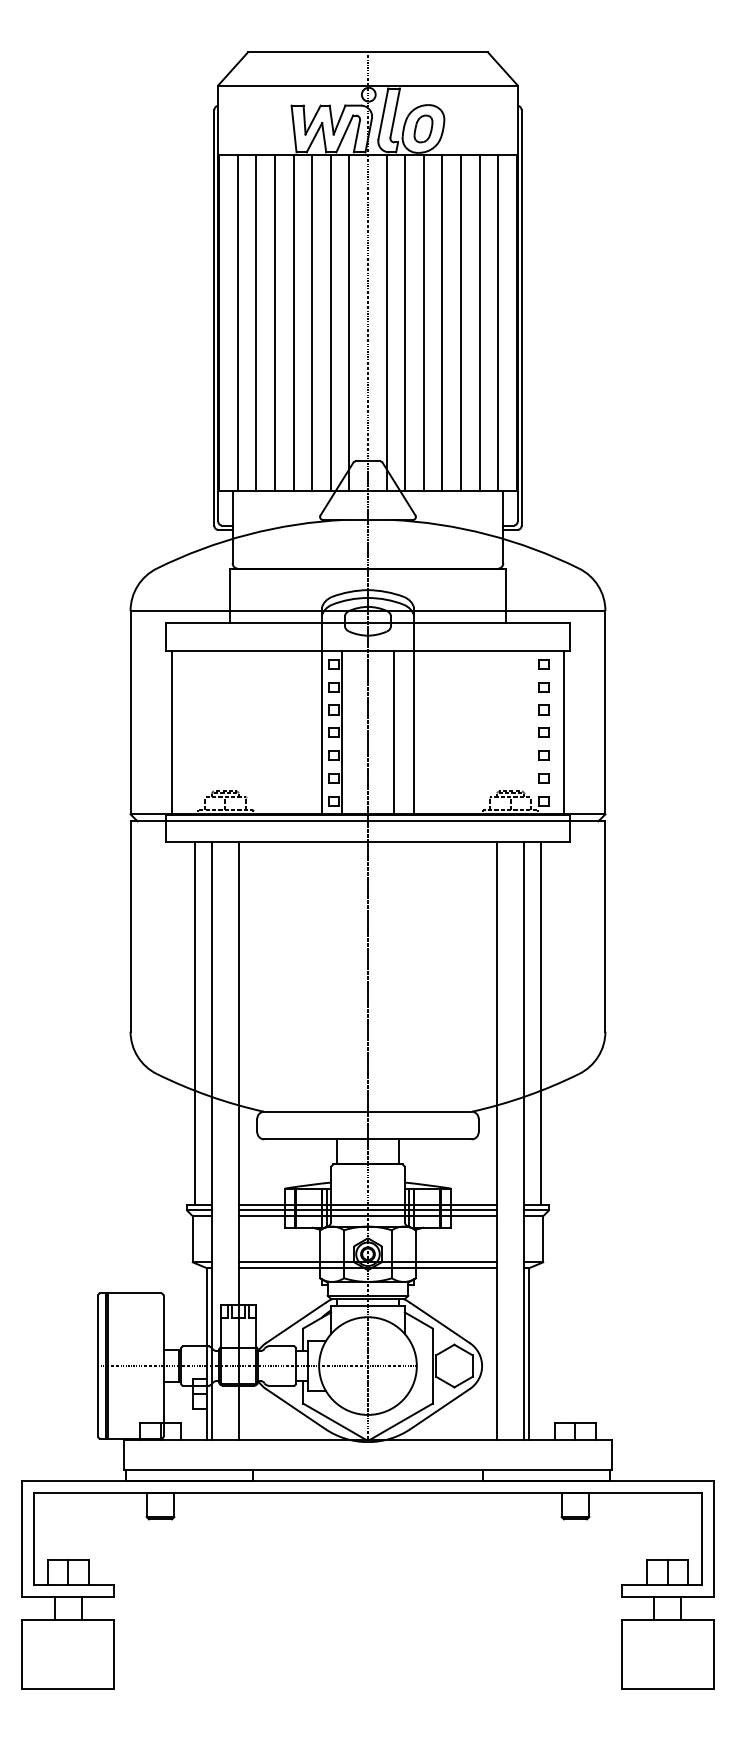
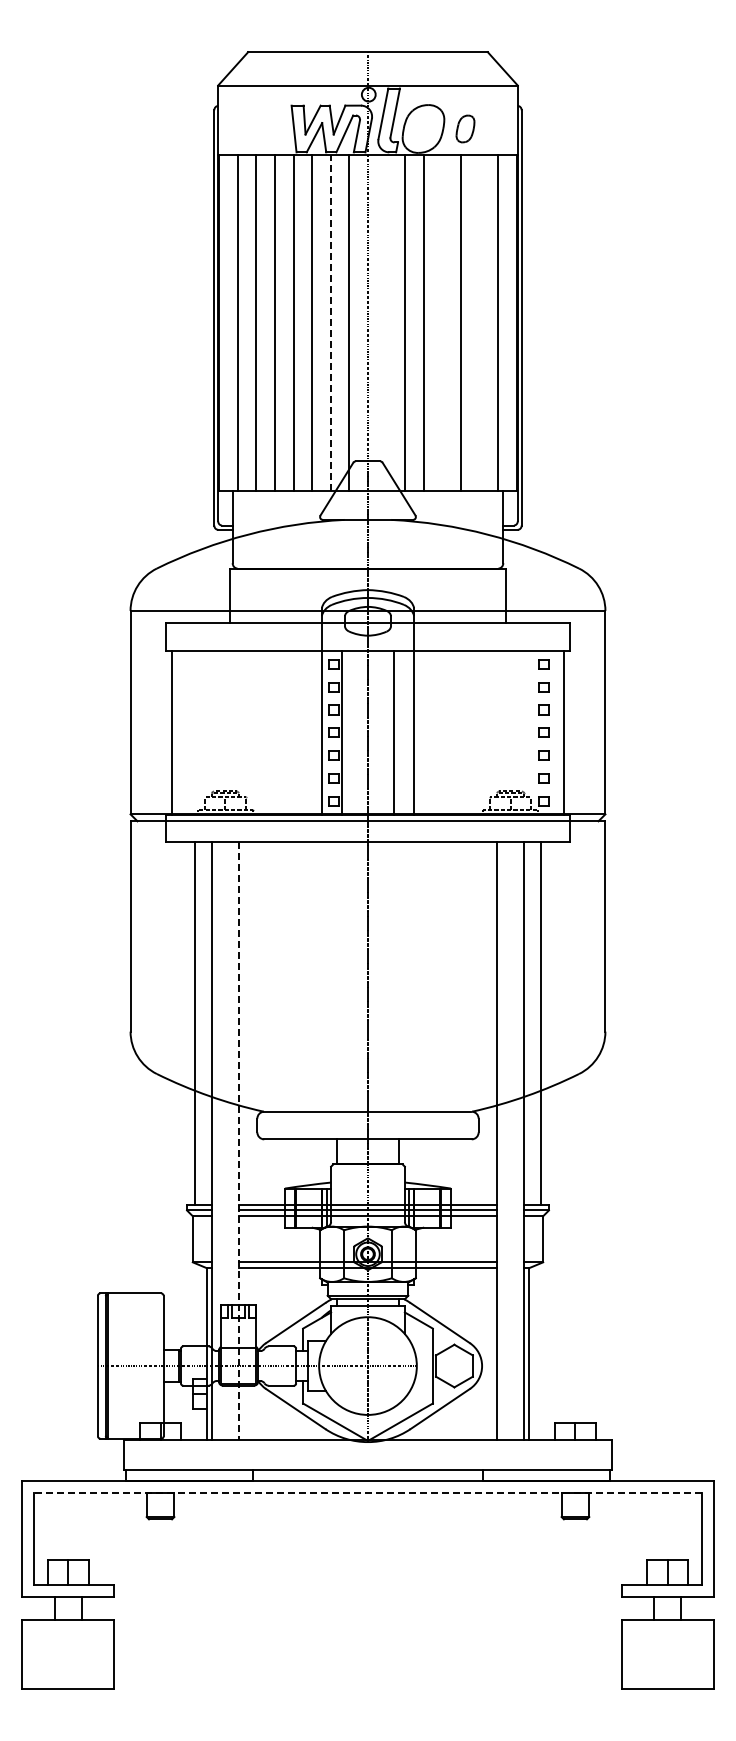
part position: (423, 128) -> (465, 128) (465, 128)
line: solid -> dashed (330, 323)
line: present -> none (386, 323)
line: present -> none (442, 323)
line: present -> none (479, 323)
line: solid -> dashed (239, 1141)
line: solid -> dashed (367, 1492)
